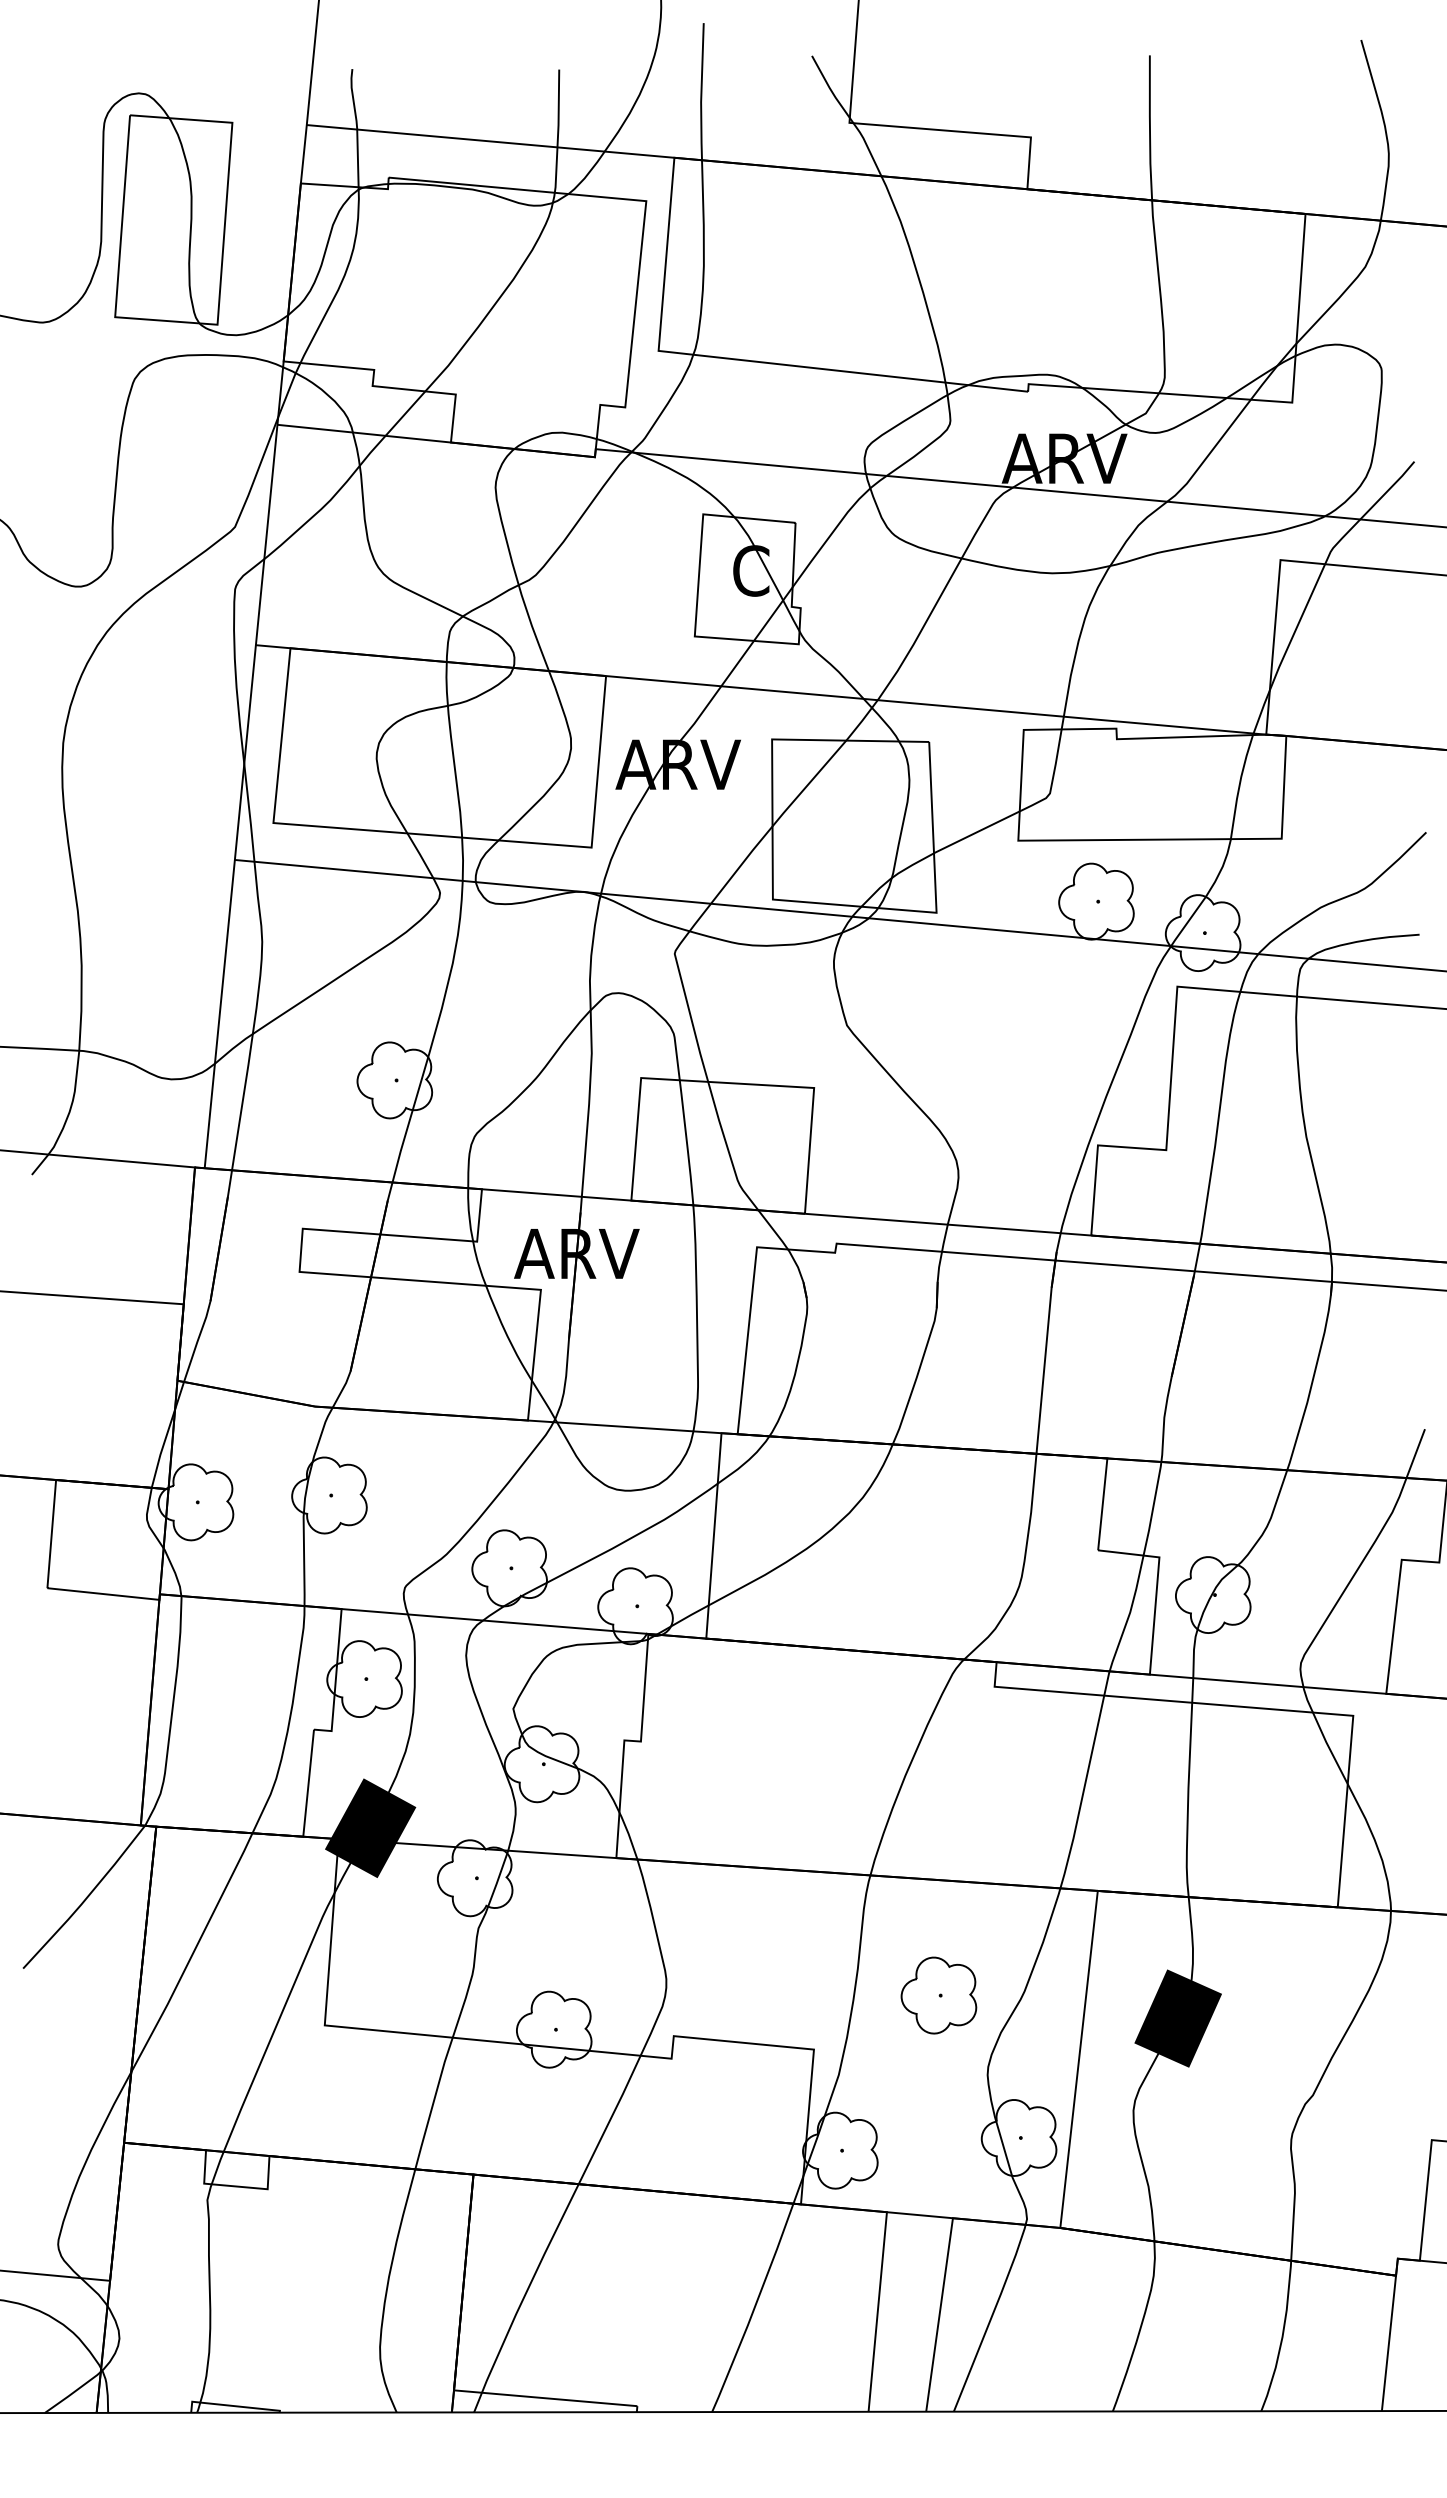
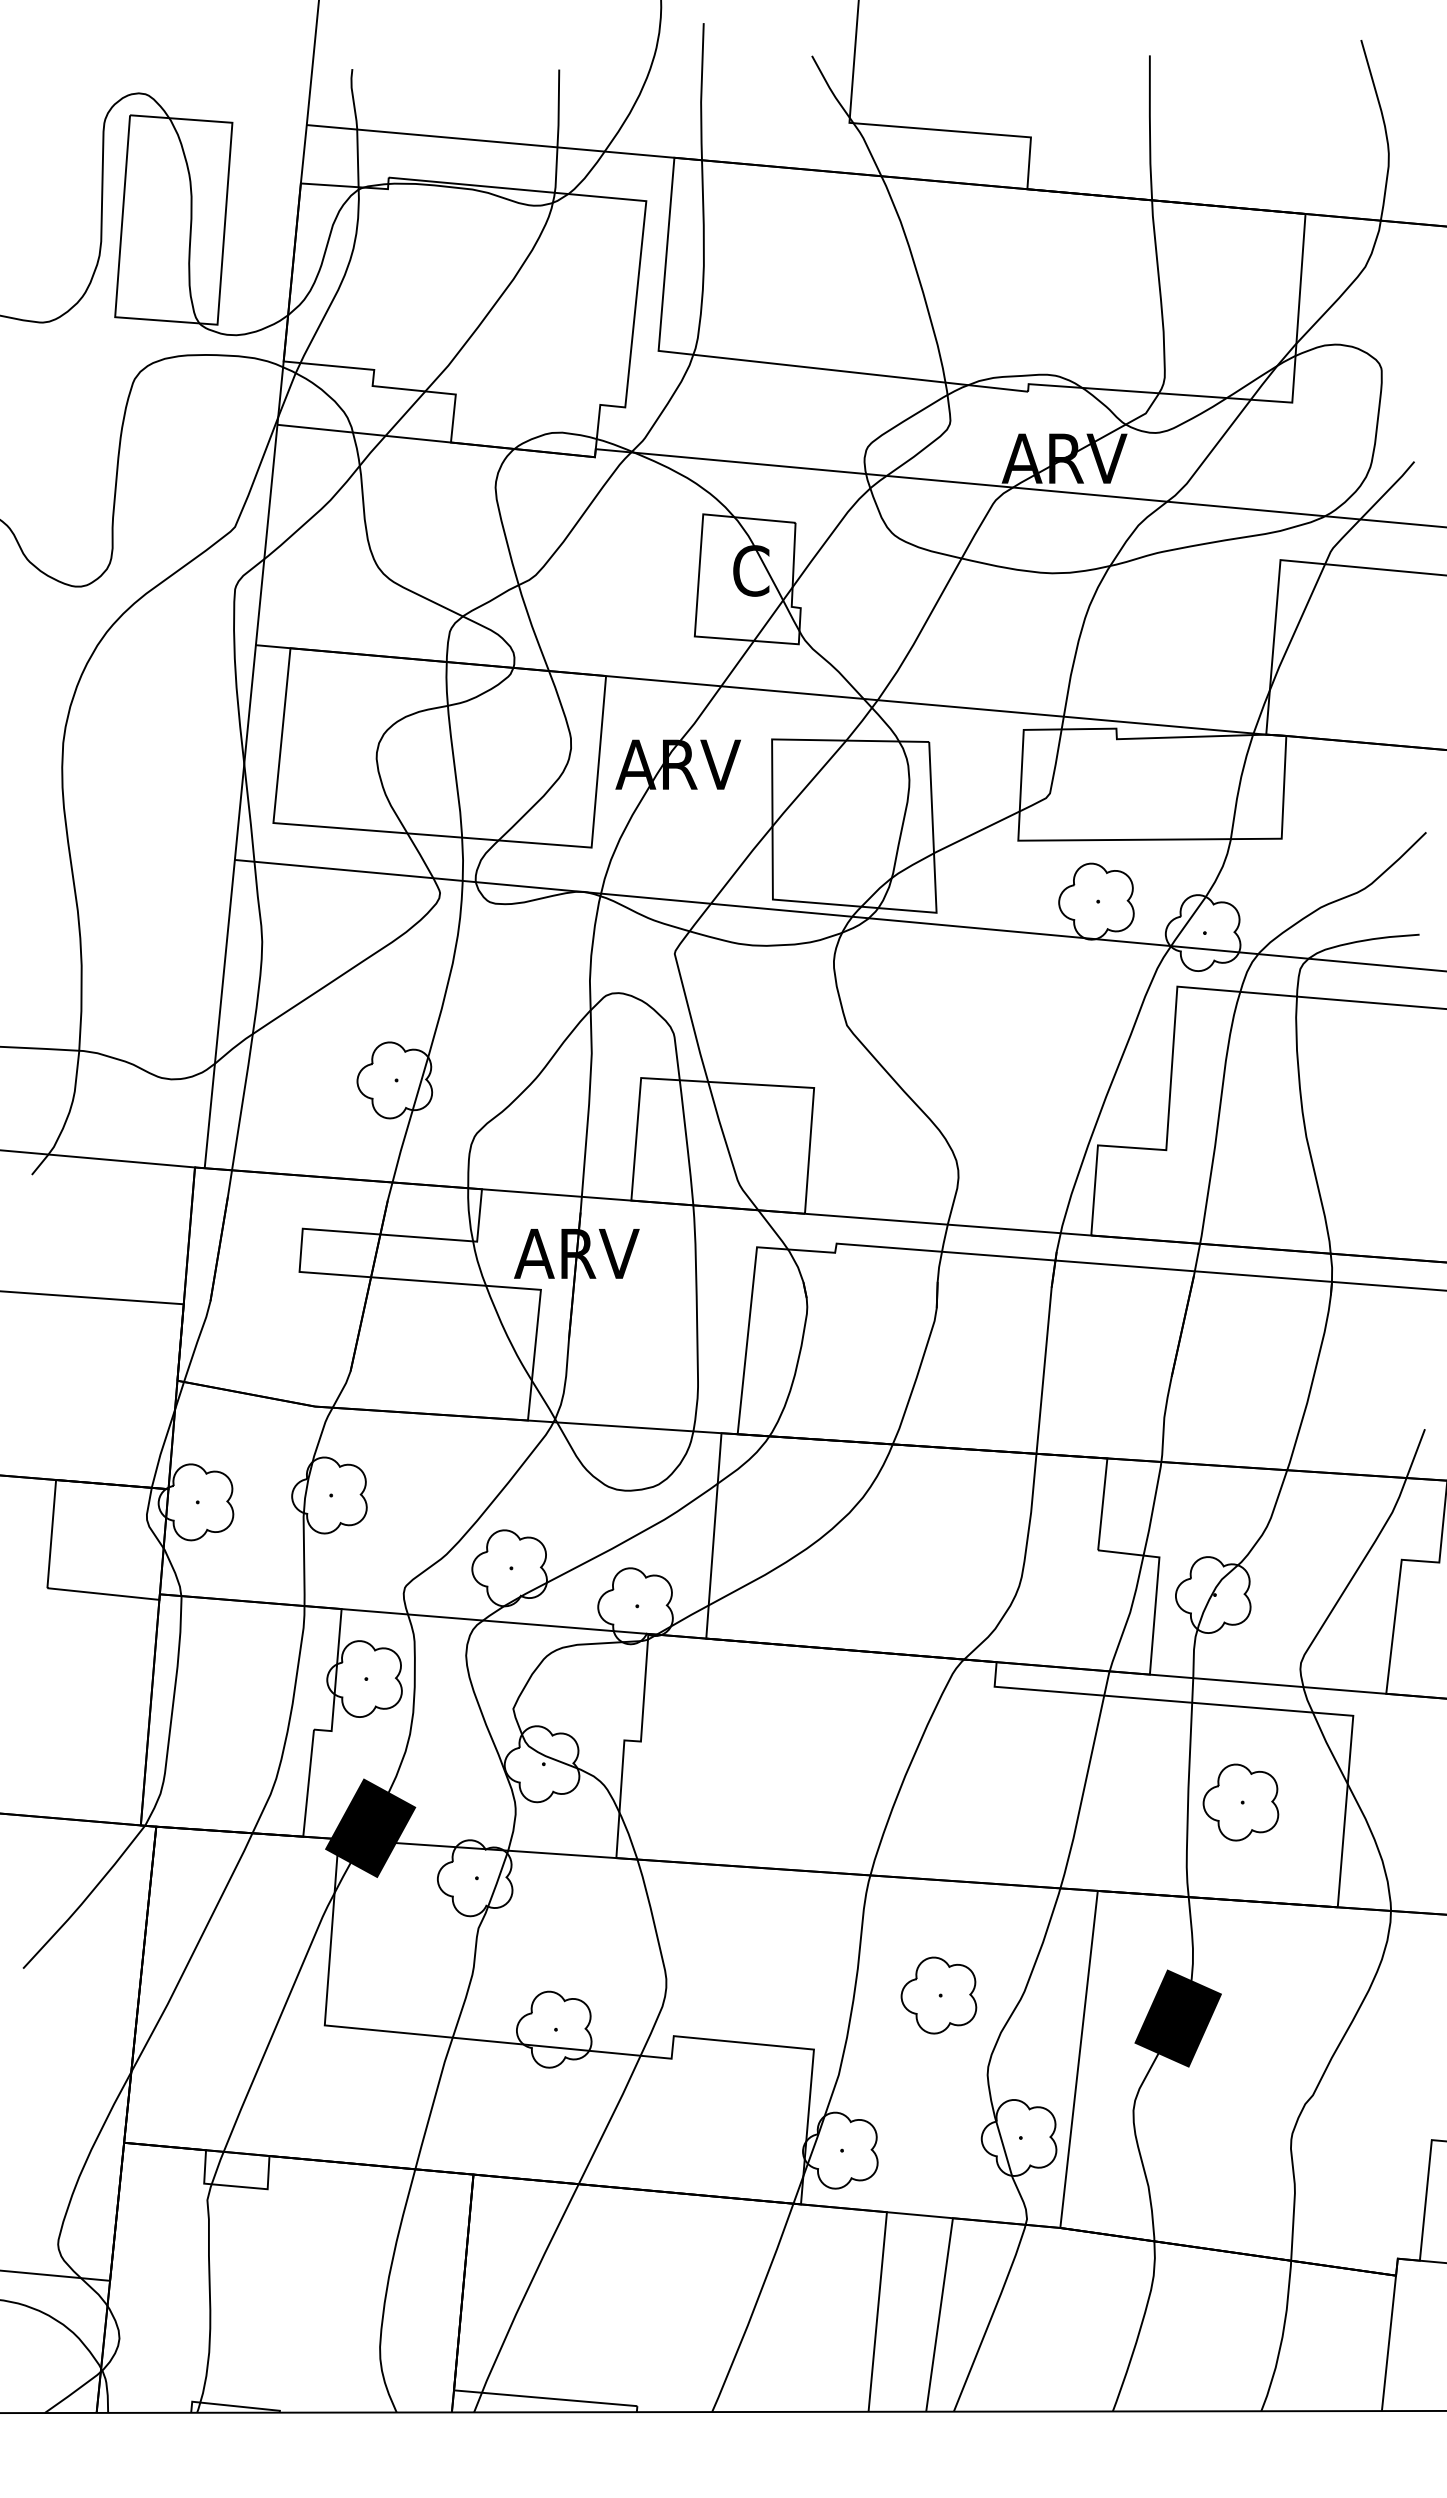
part: none -> present (1240, 1802)
